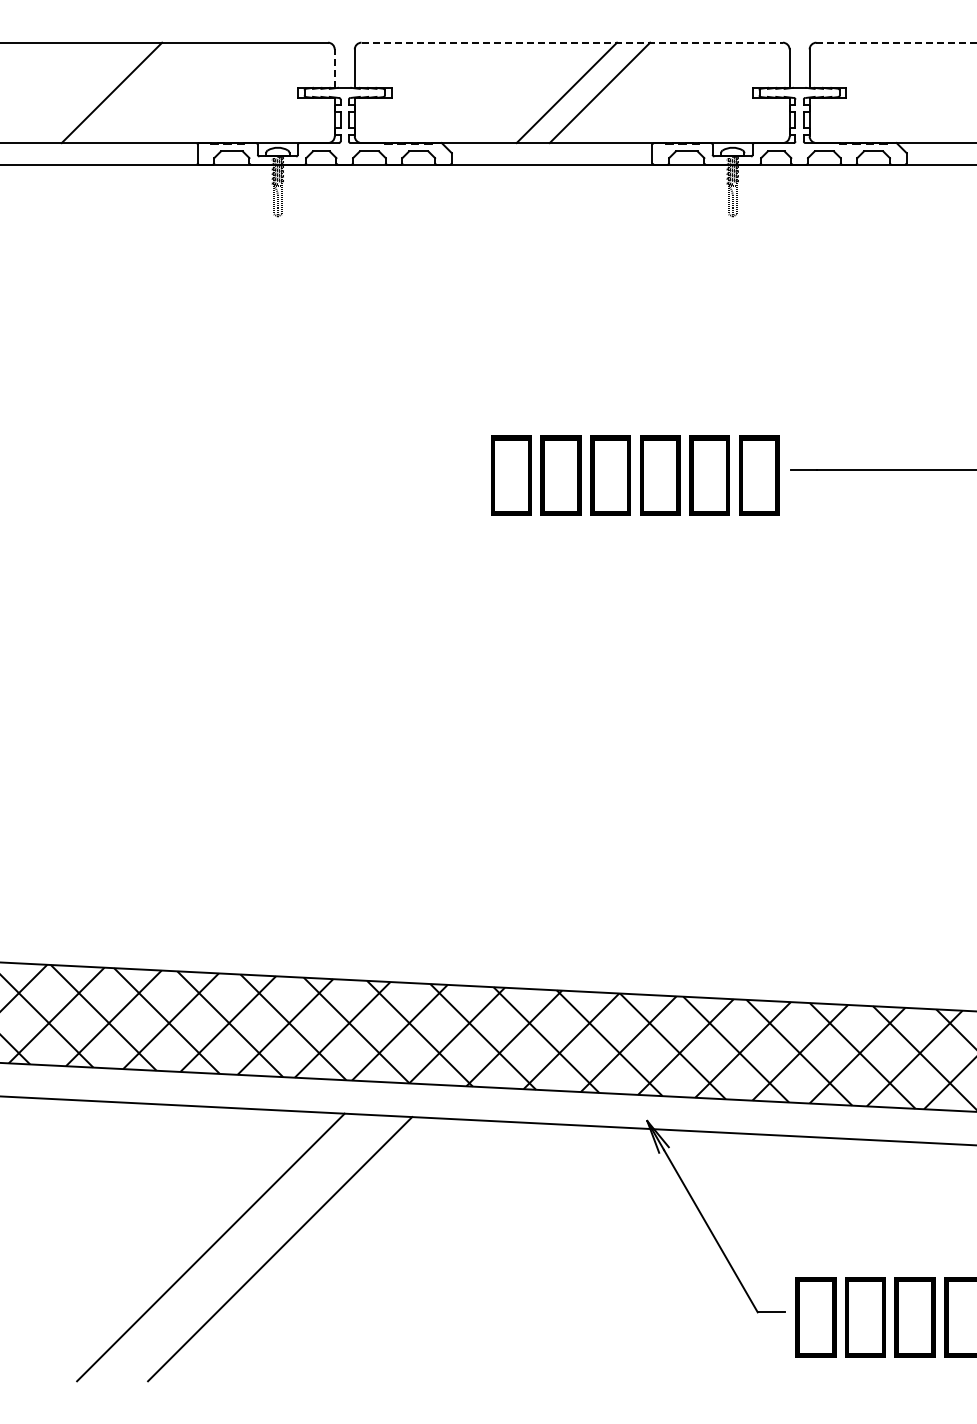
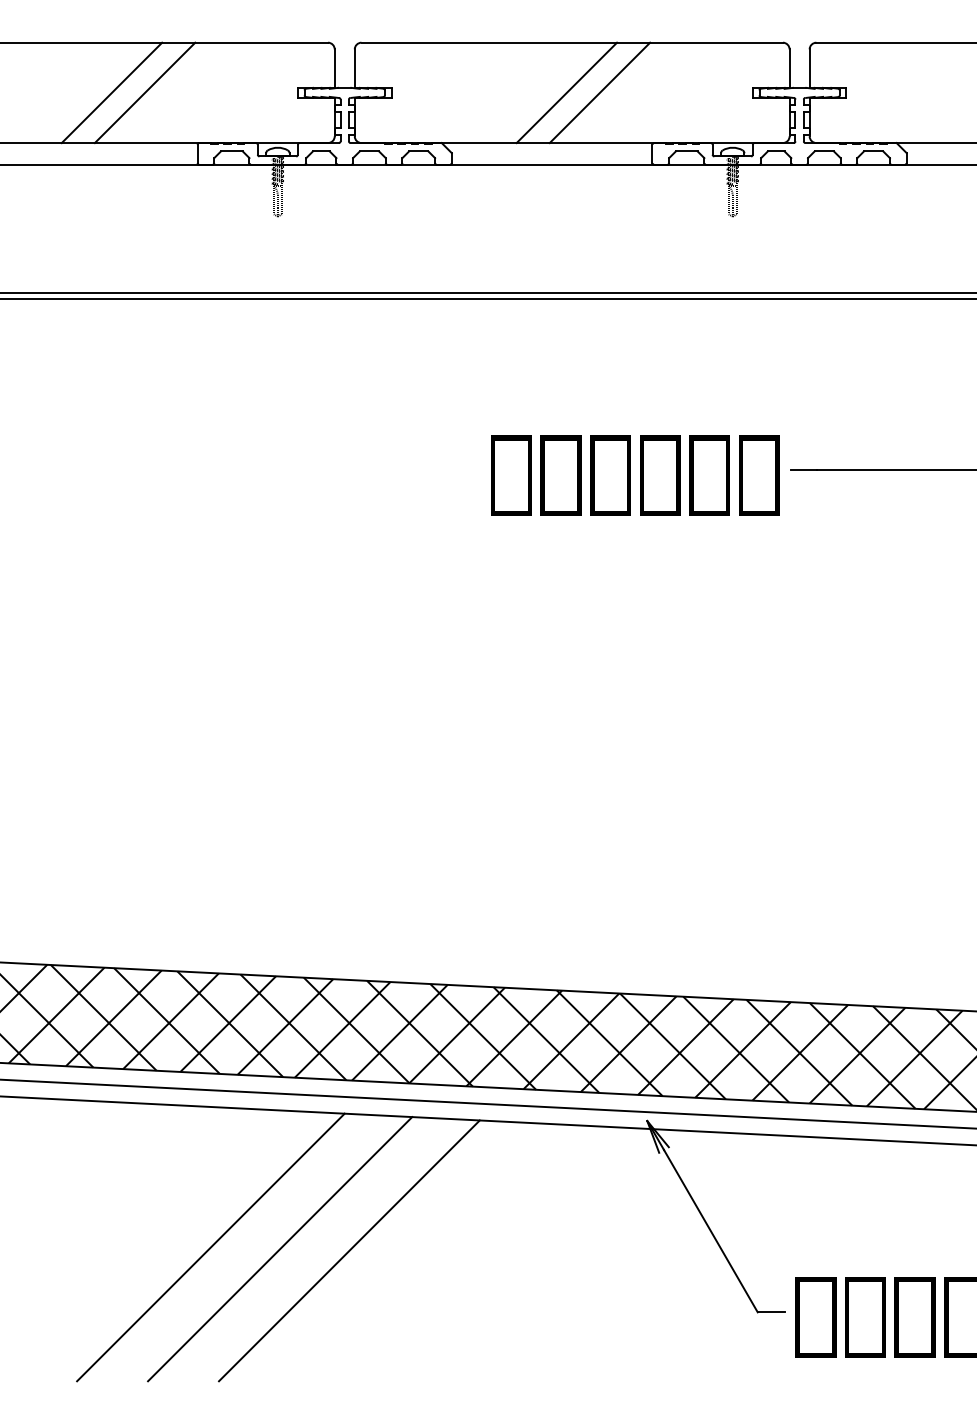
line: dashed -> solid (572, 42)
line: dashed -> solid (896, 42)
line: dashed -> solid (334, 68)
line: none -> present (144, 92)
line: none -> present (487, 293)
line: none -> present (487, 298)
line: none -> present (487, 1103)
line: none -> present (349, 1250)
